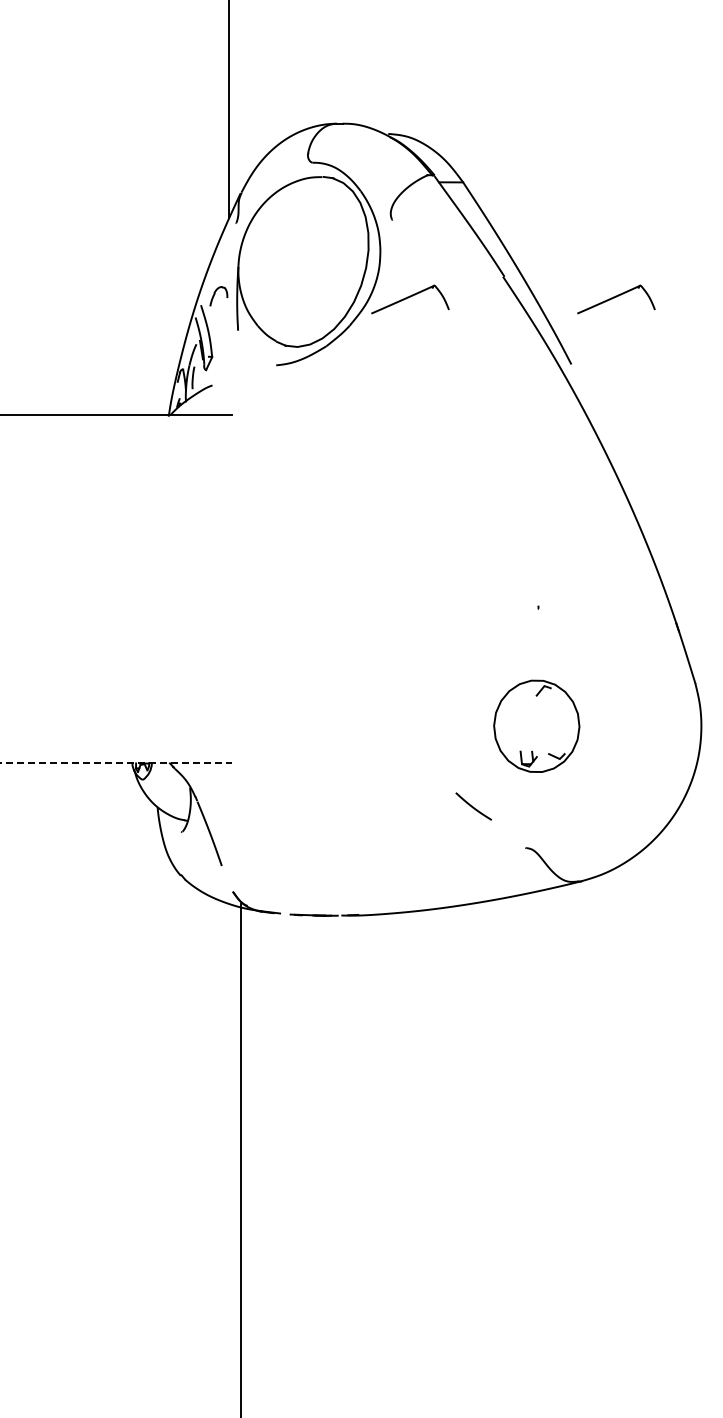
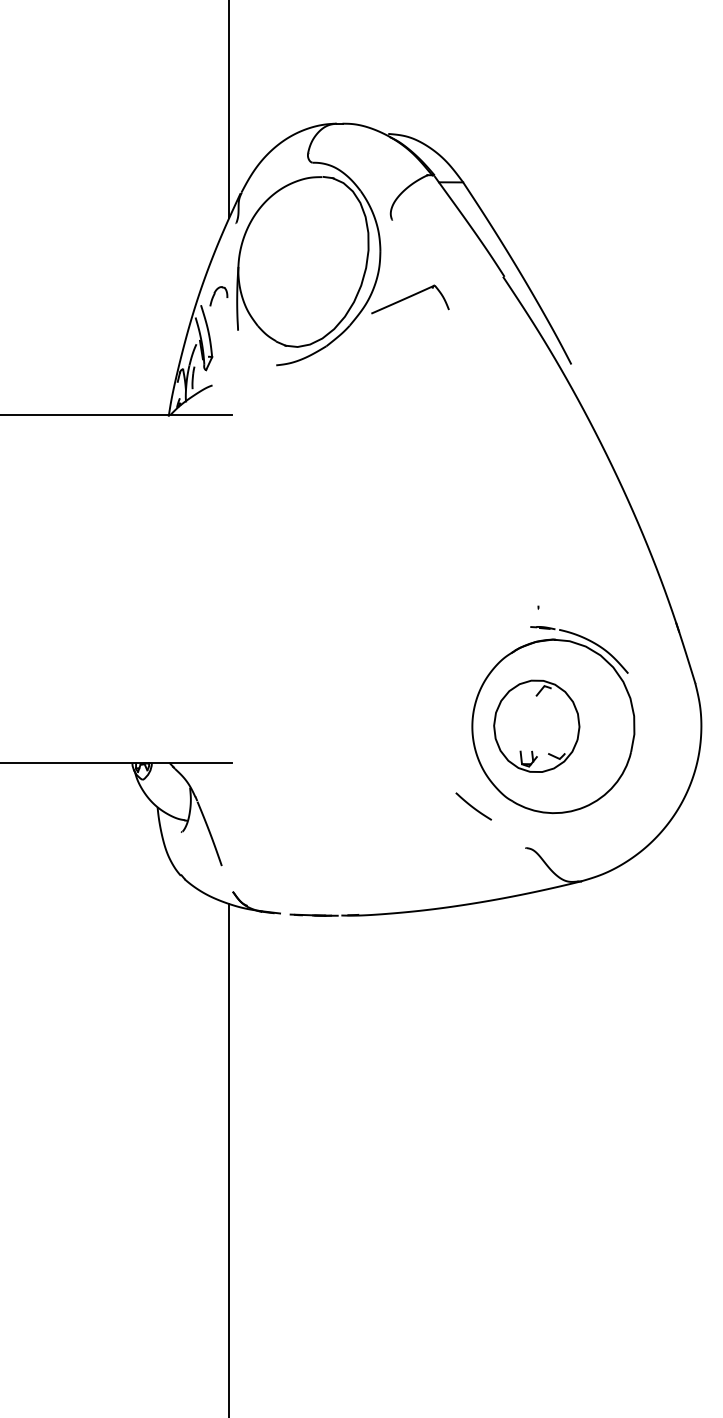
part: present -> none (616, 299)
part: none -> present (553, 720)
line: dashed -> solid (116, 763)
line position: (241, 1159) -> (229, 1159) (229, 1159)
